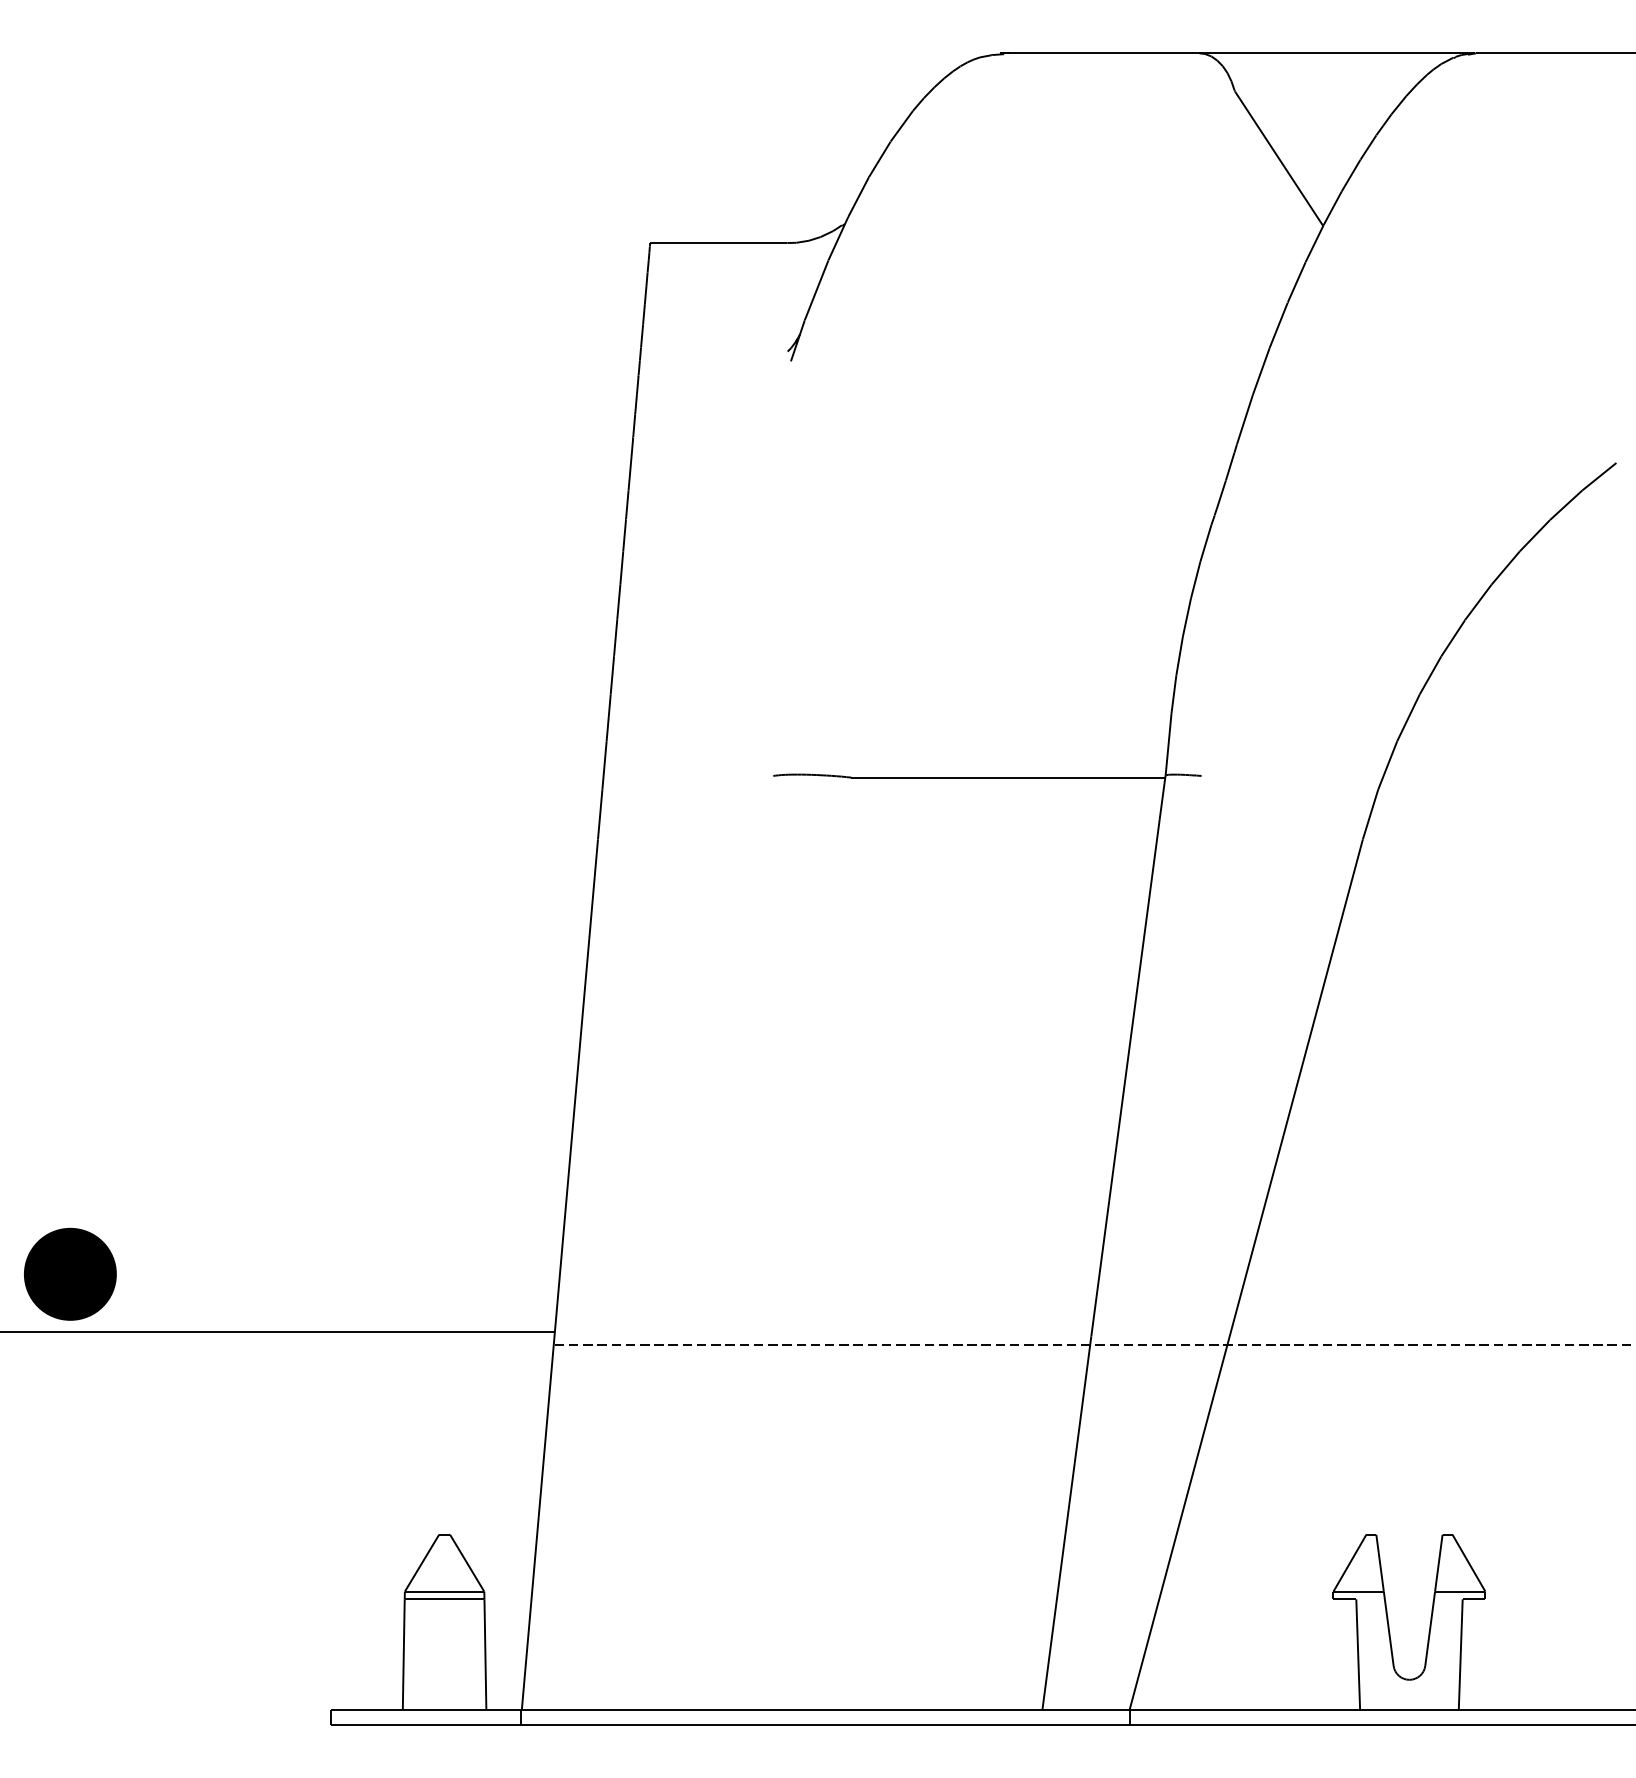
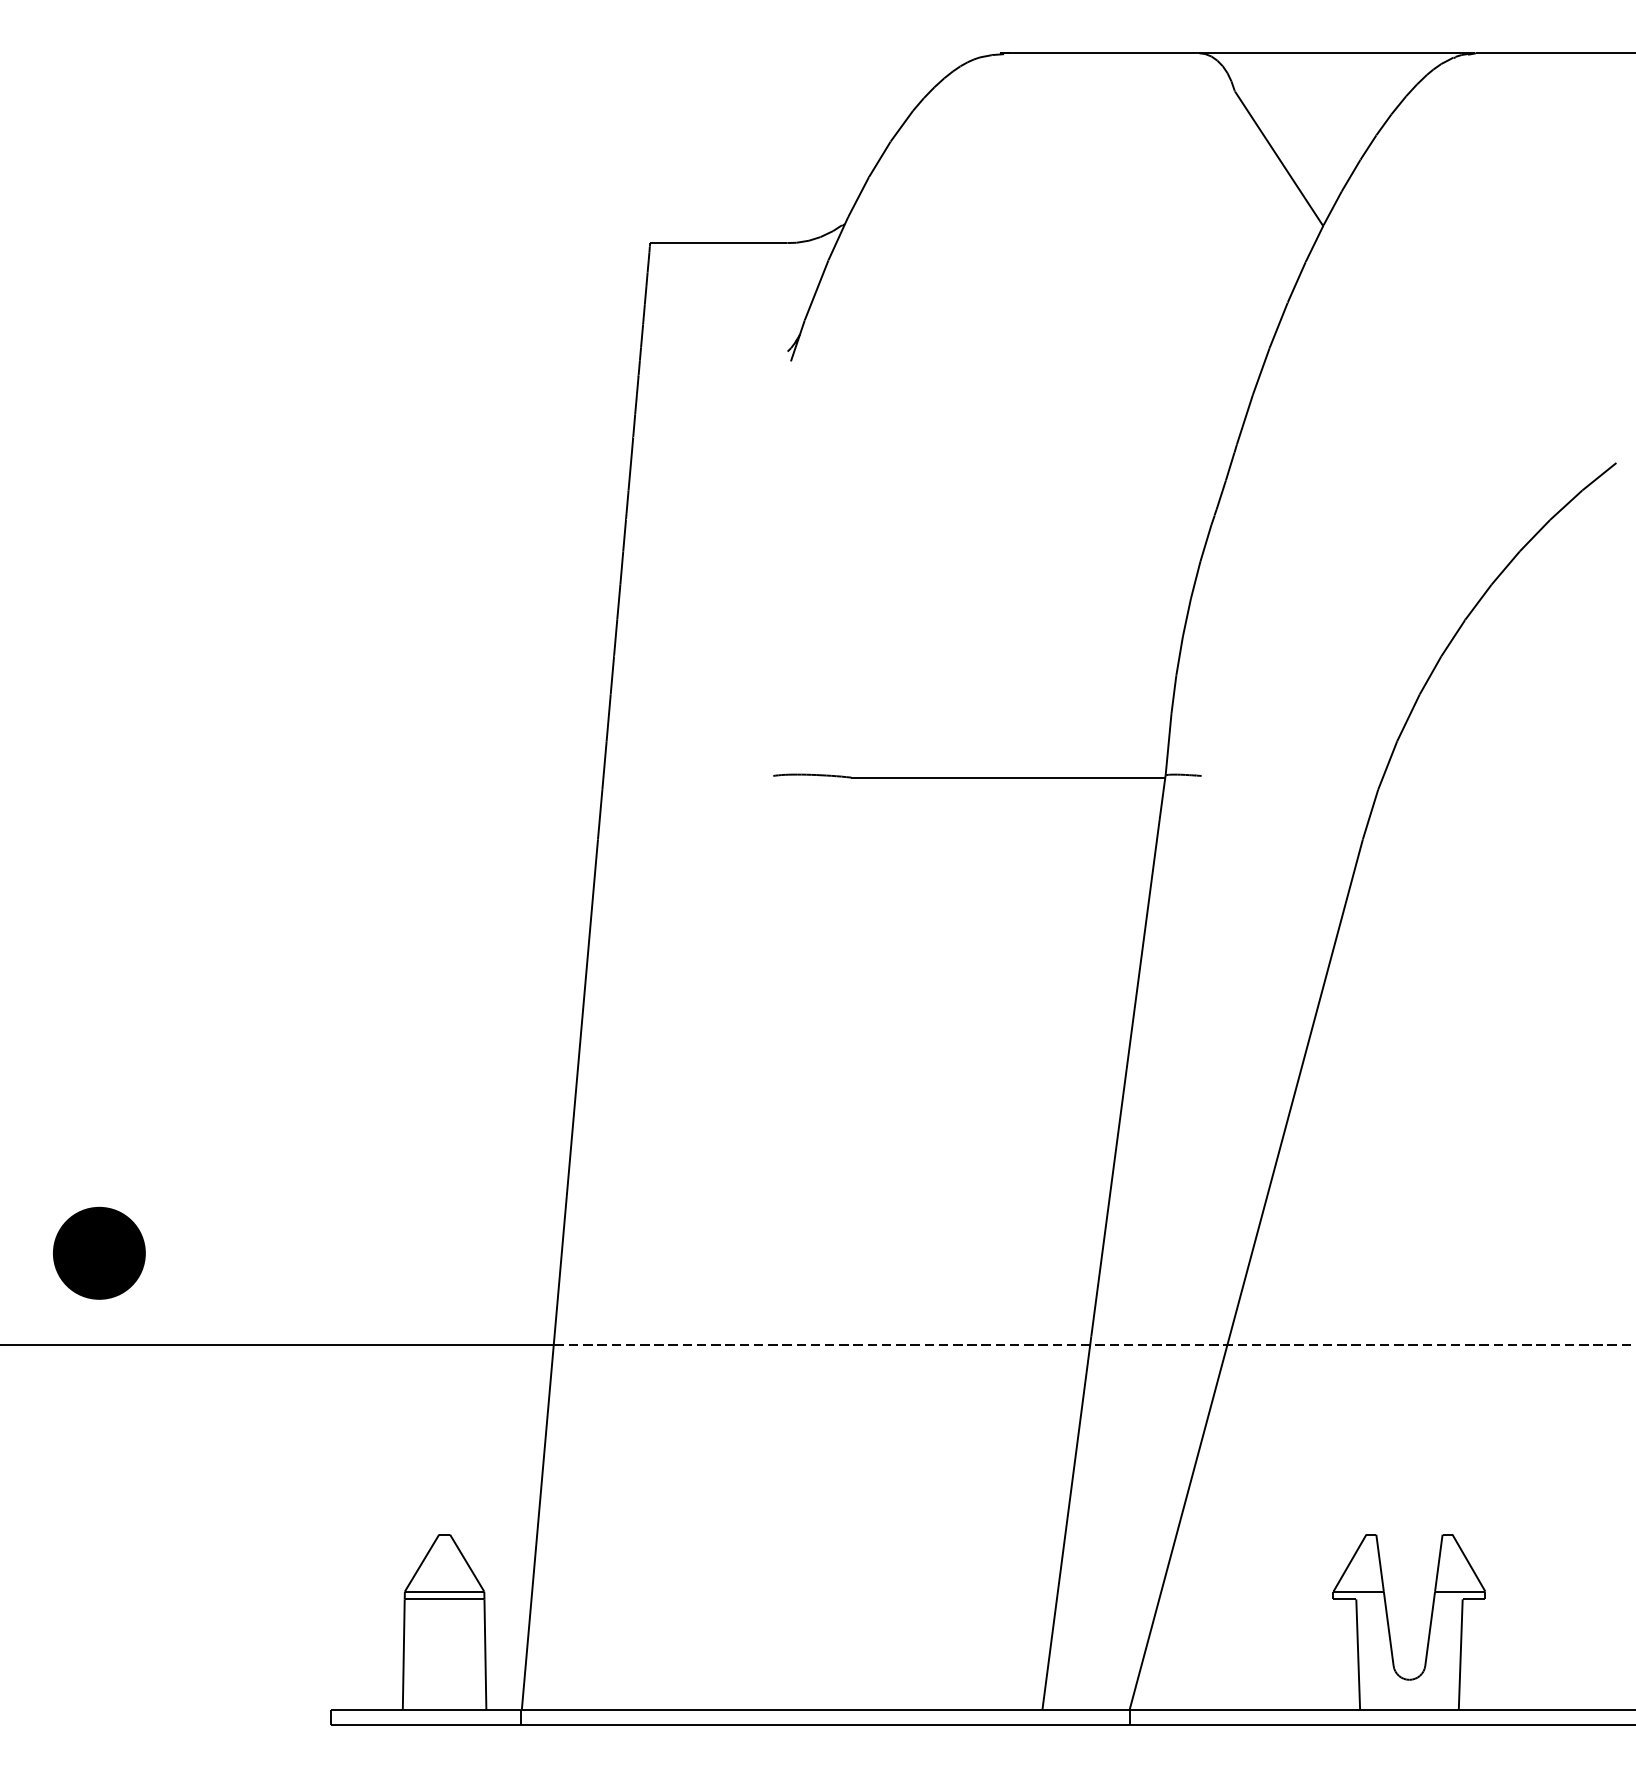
part position: (70, 1273) -> (99, 1252) (99, 1252)
line position: (277, 1332) -> (277, 1345) (277, 1345)
